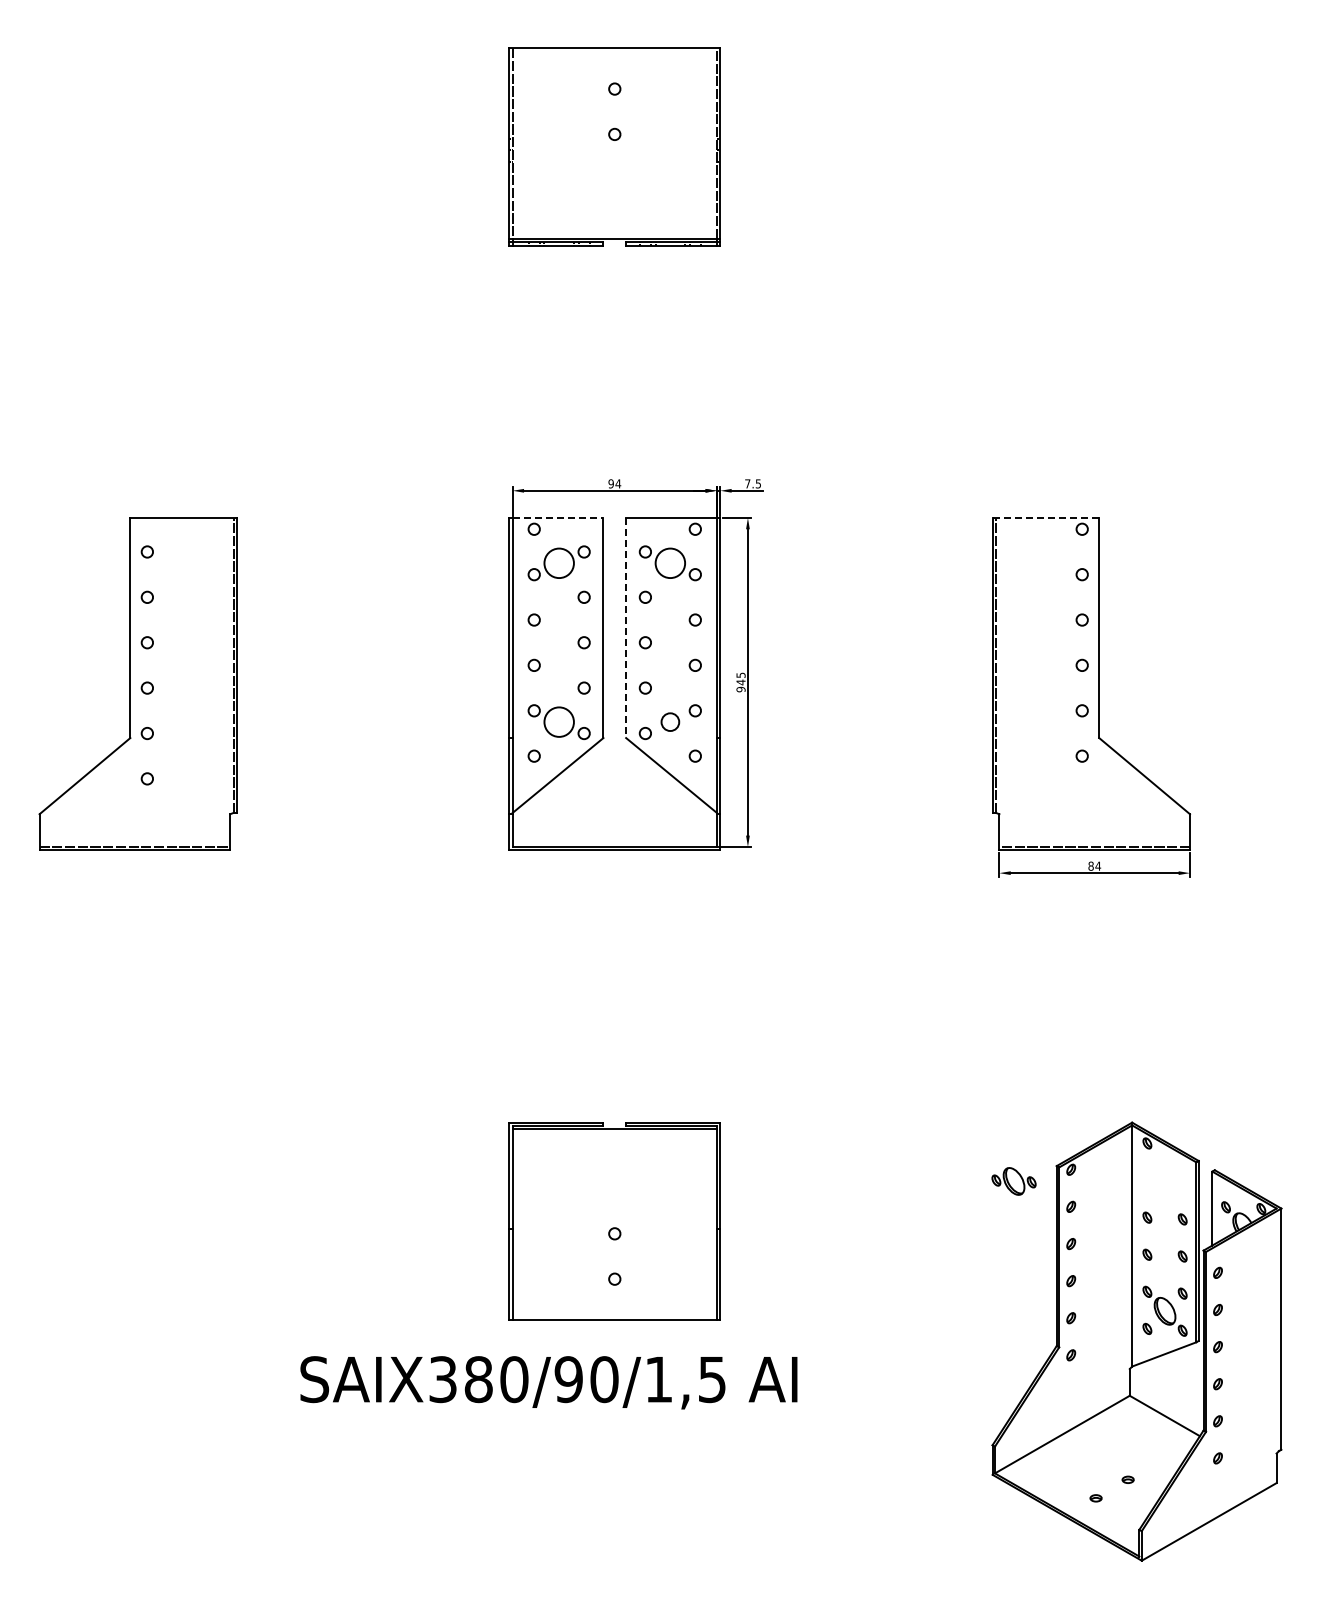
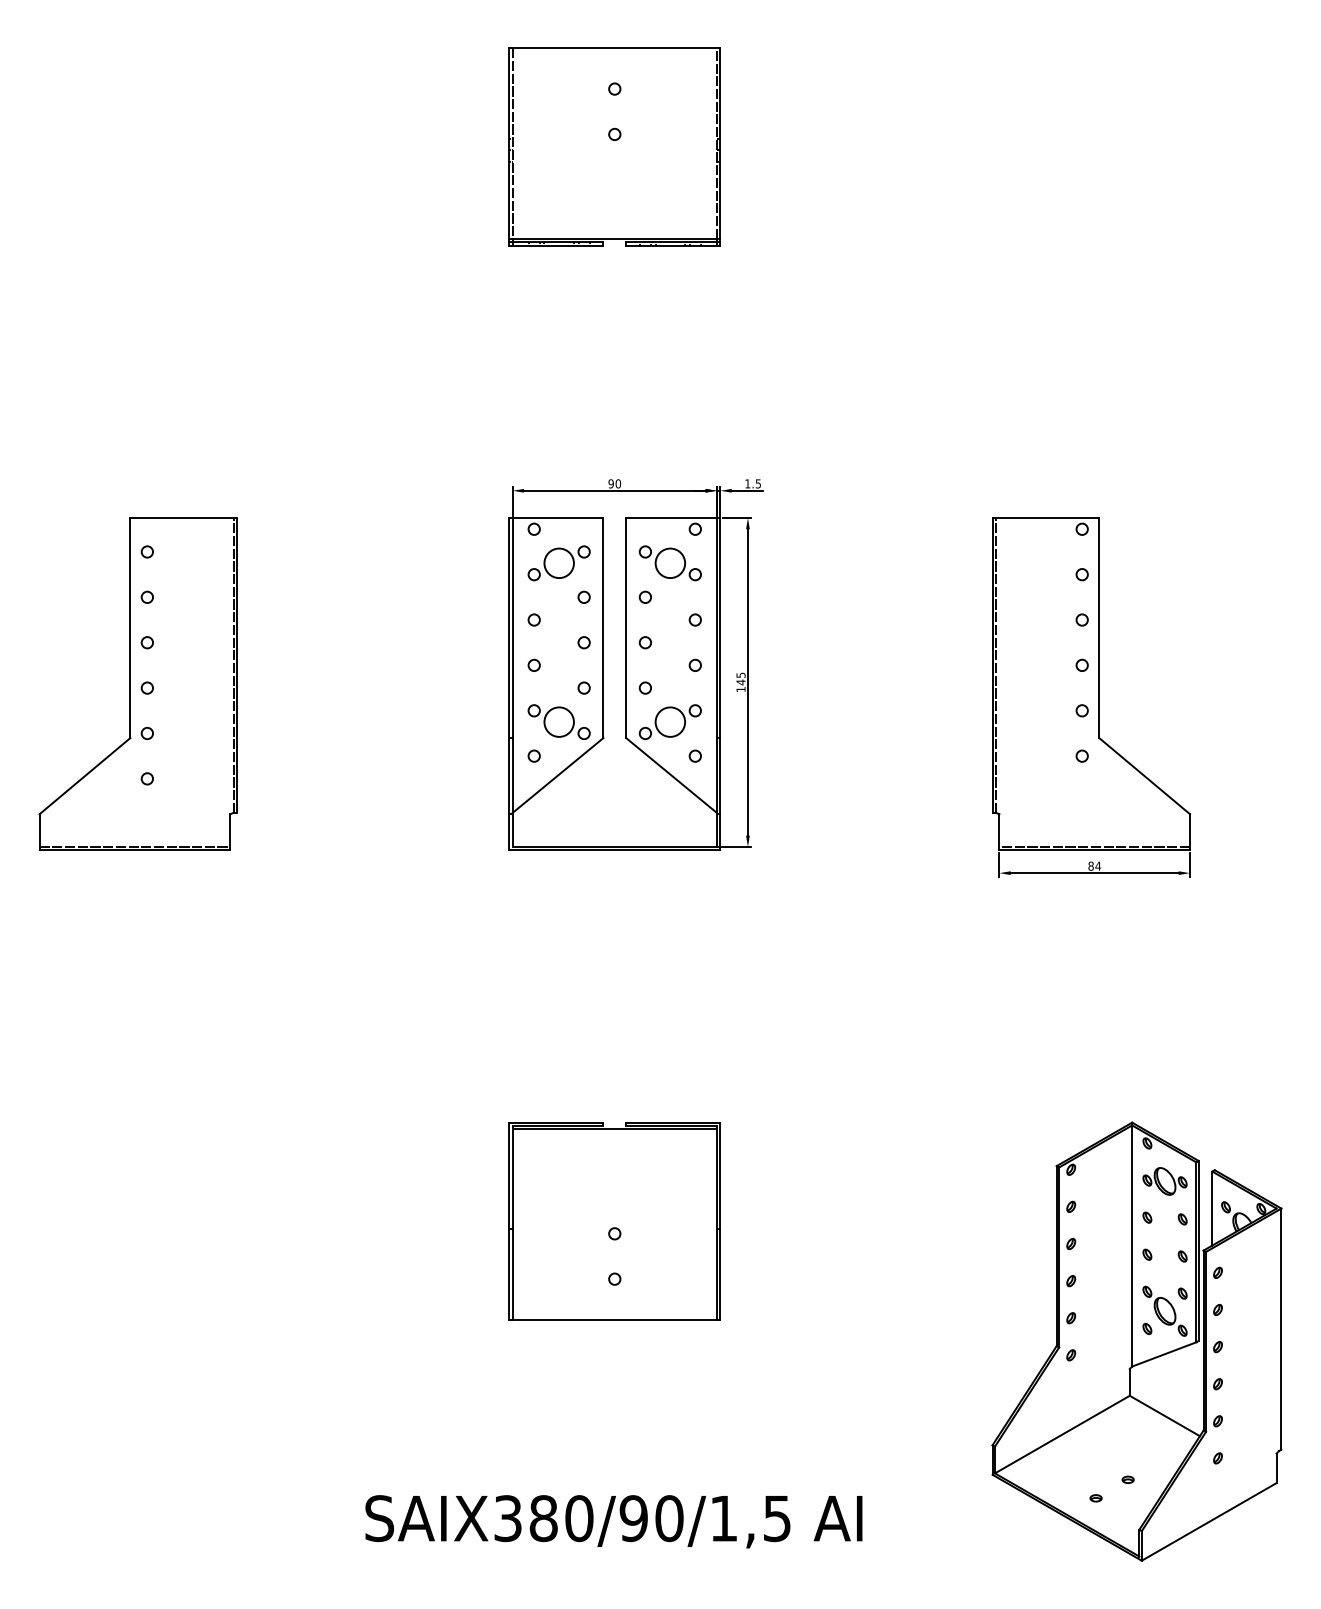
text: 94 -> 90 (618, 483)
text: 7.5 -> 1.5 (747, 483)
line: dashed -> solid (558, 517)
line: dashed -> solid (1046, 517)
line: dashed -> solid (626, 628)
text: 945 -> 145 (740, 689)
circle diameter: 18 px -> 29 px (670, 721)
part position: (1013, 1181) -> (1164, 1181) (1164, 1181)
text position: (548, 1382) -> (613, 1521) (613, 1521)
